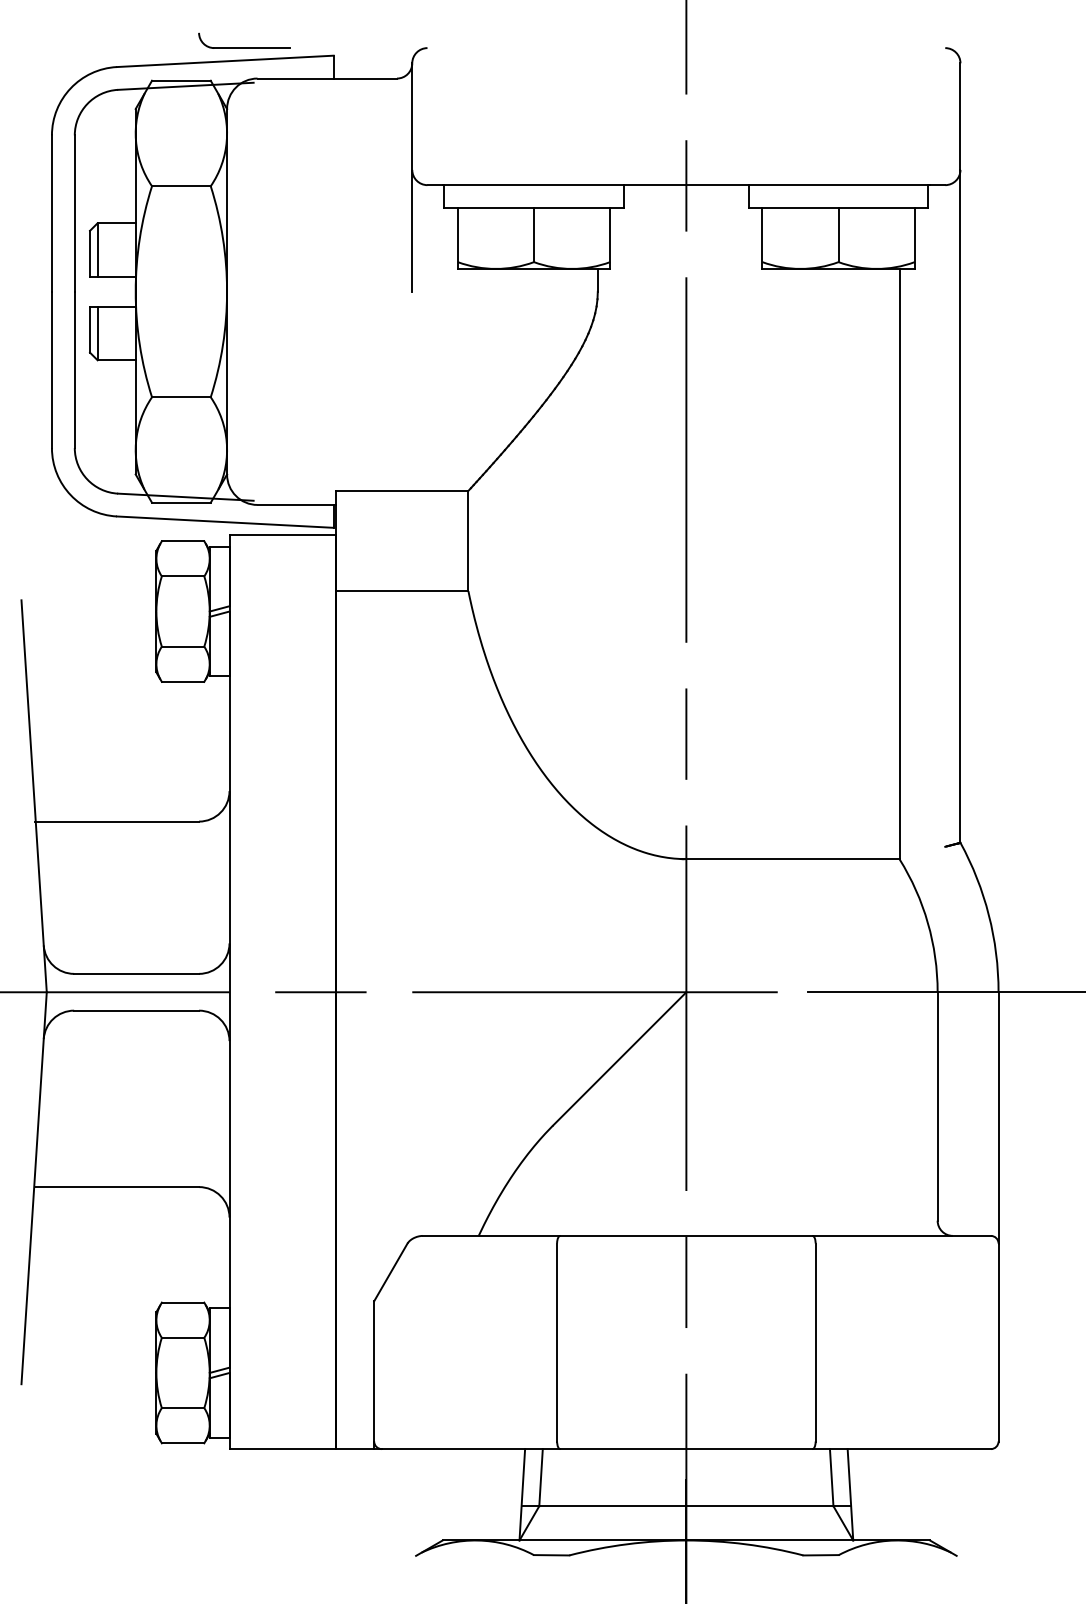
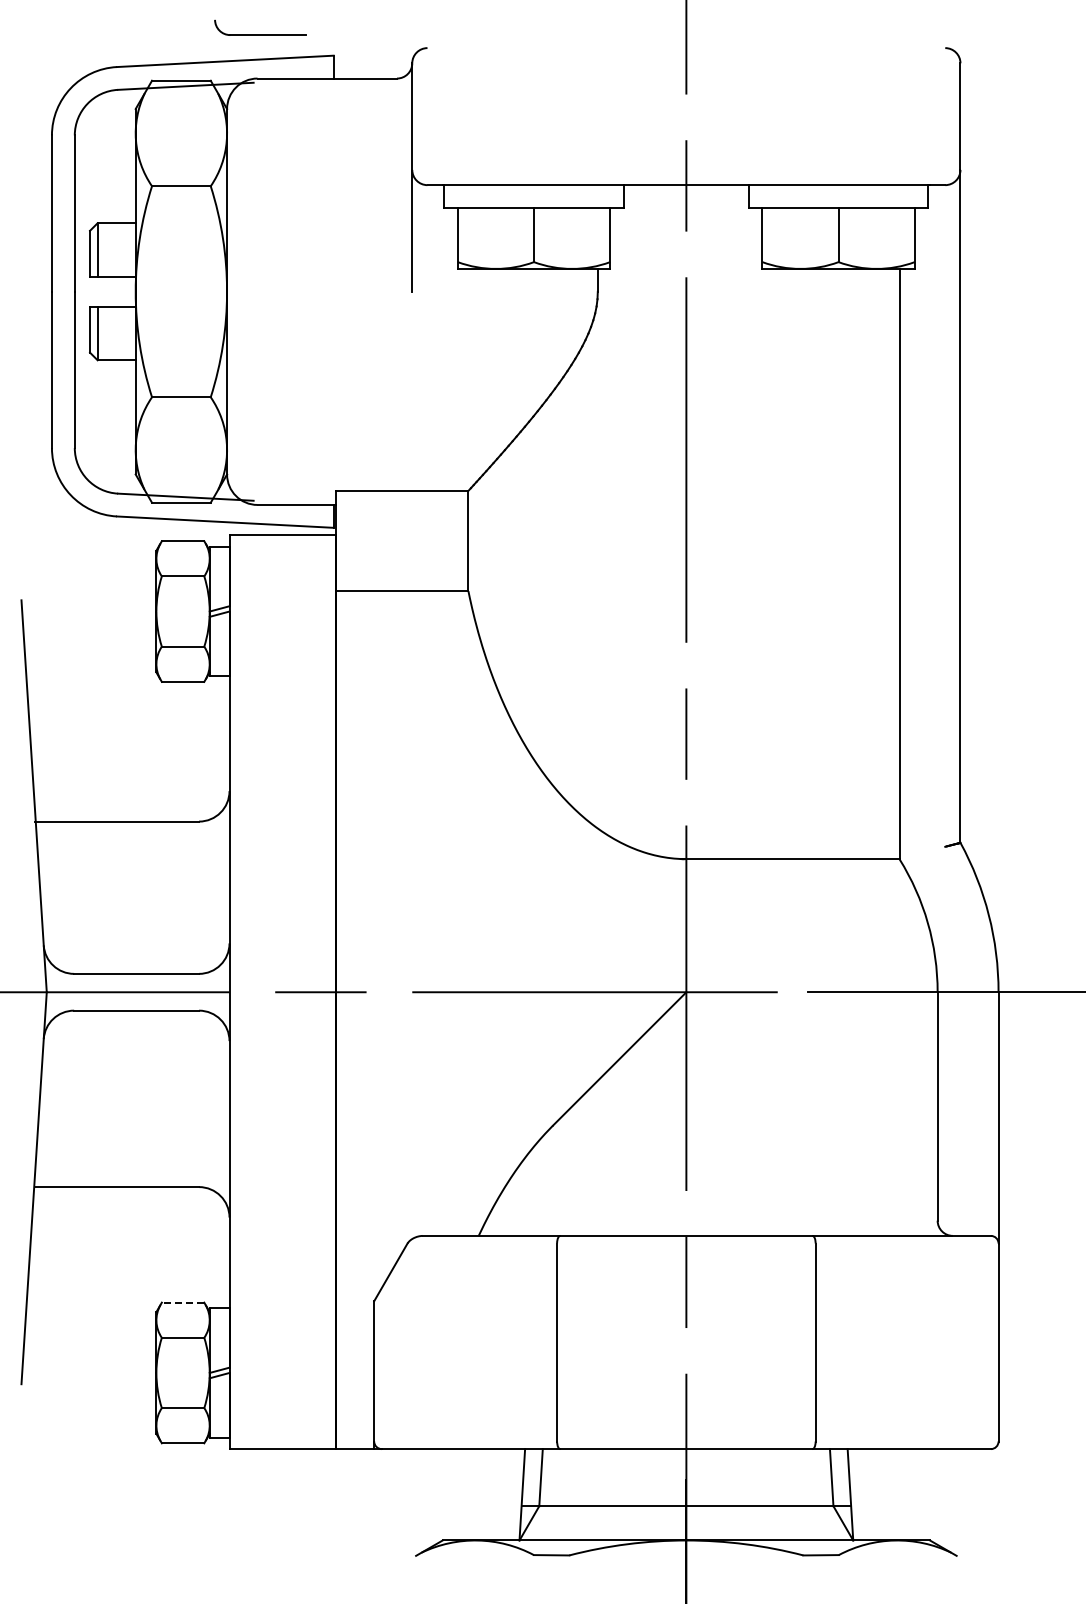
part position: (244, 47) -> (260, 34) (260, 34)
line: solid -> dashed (182, 1302)
